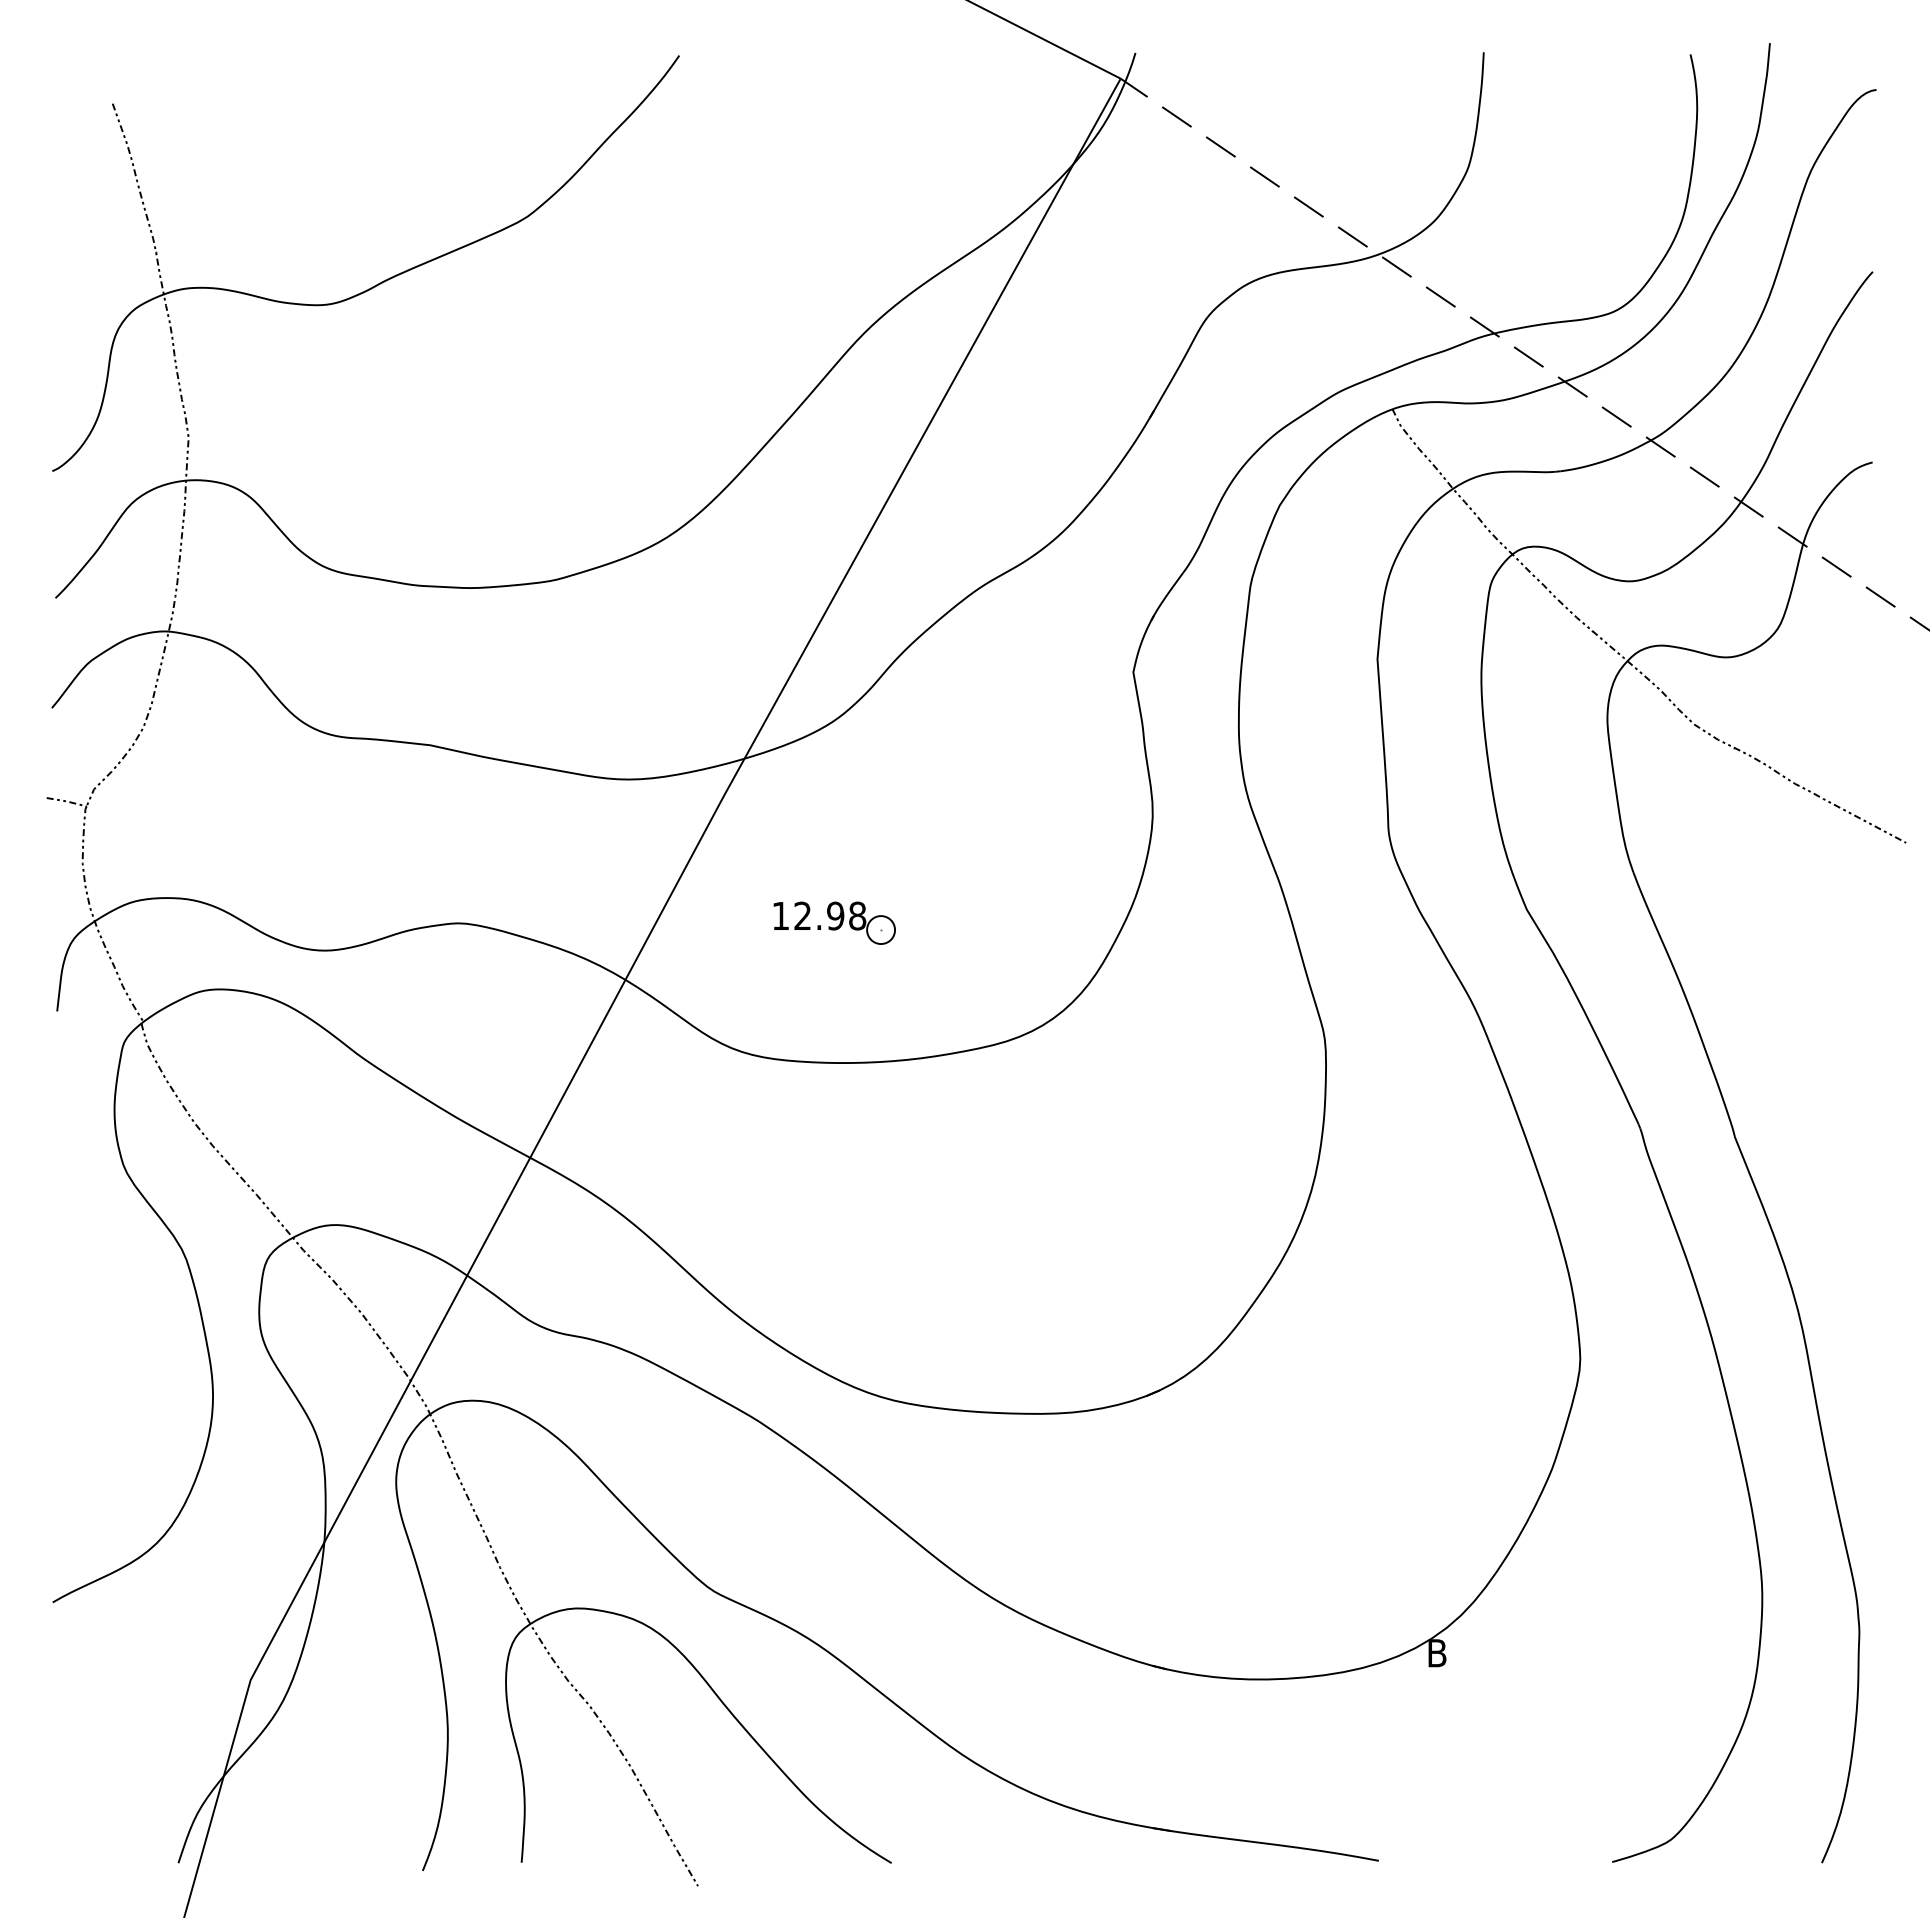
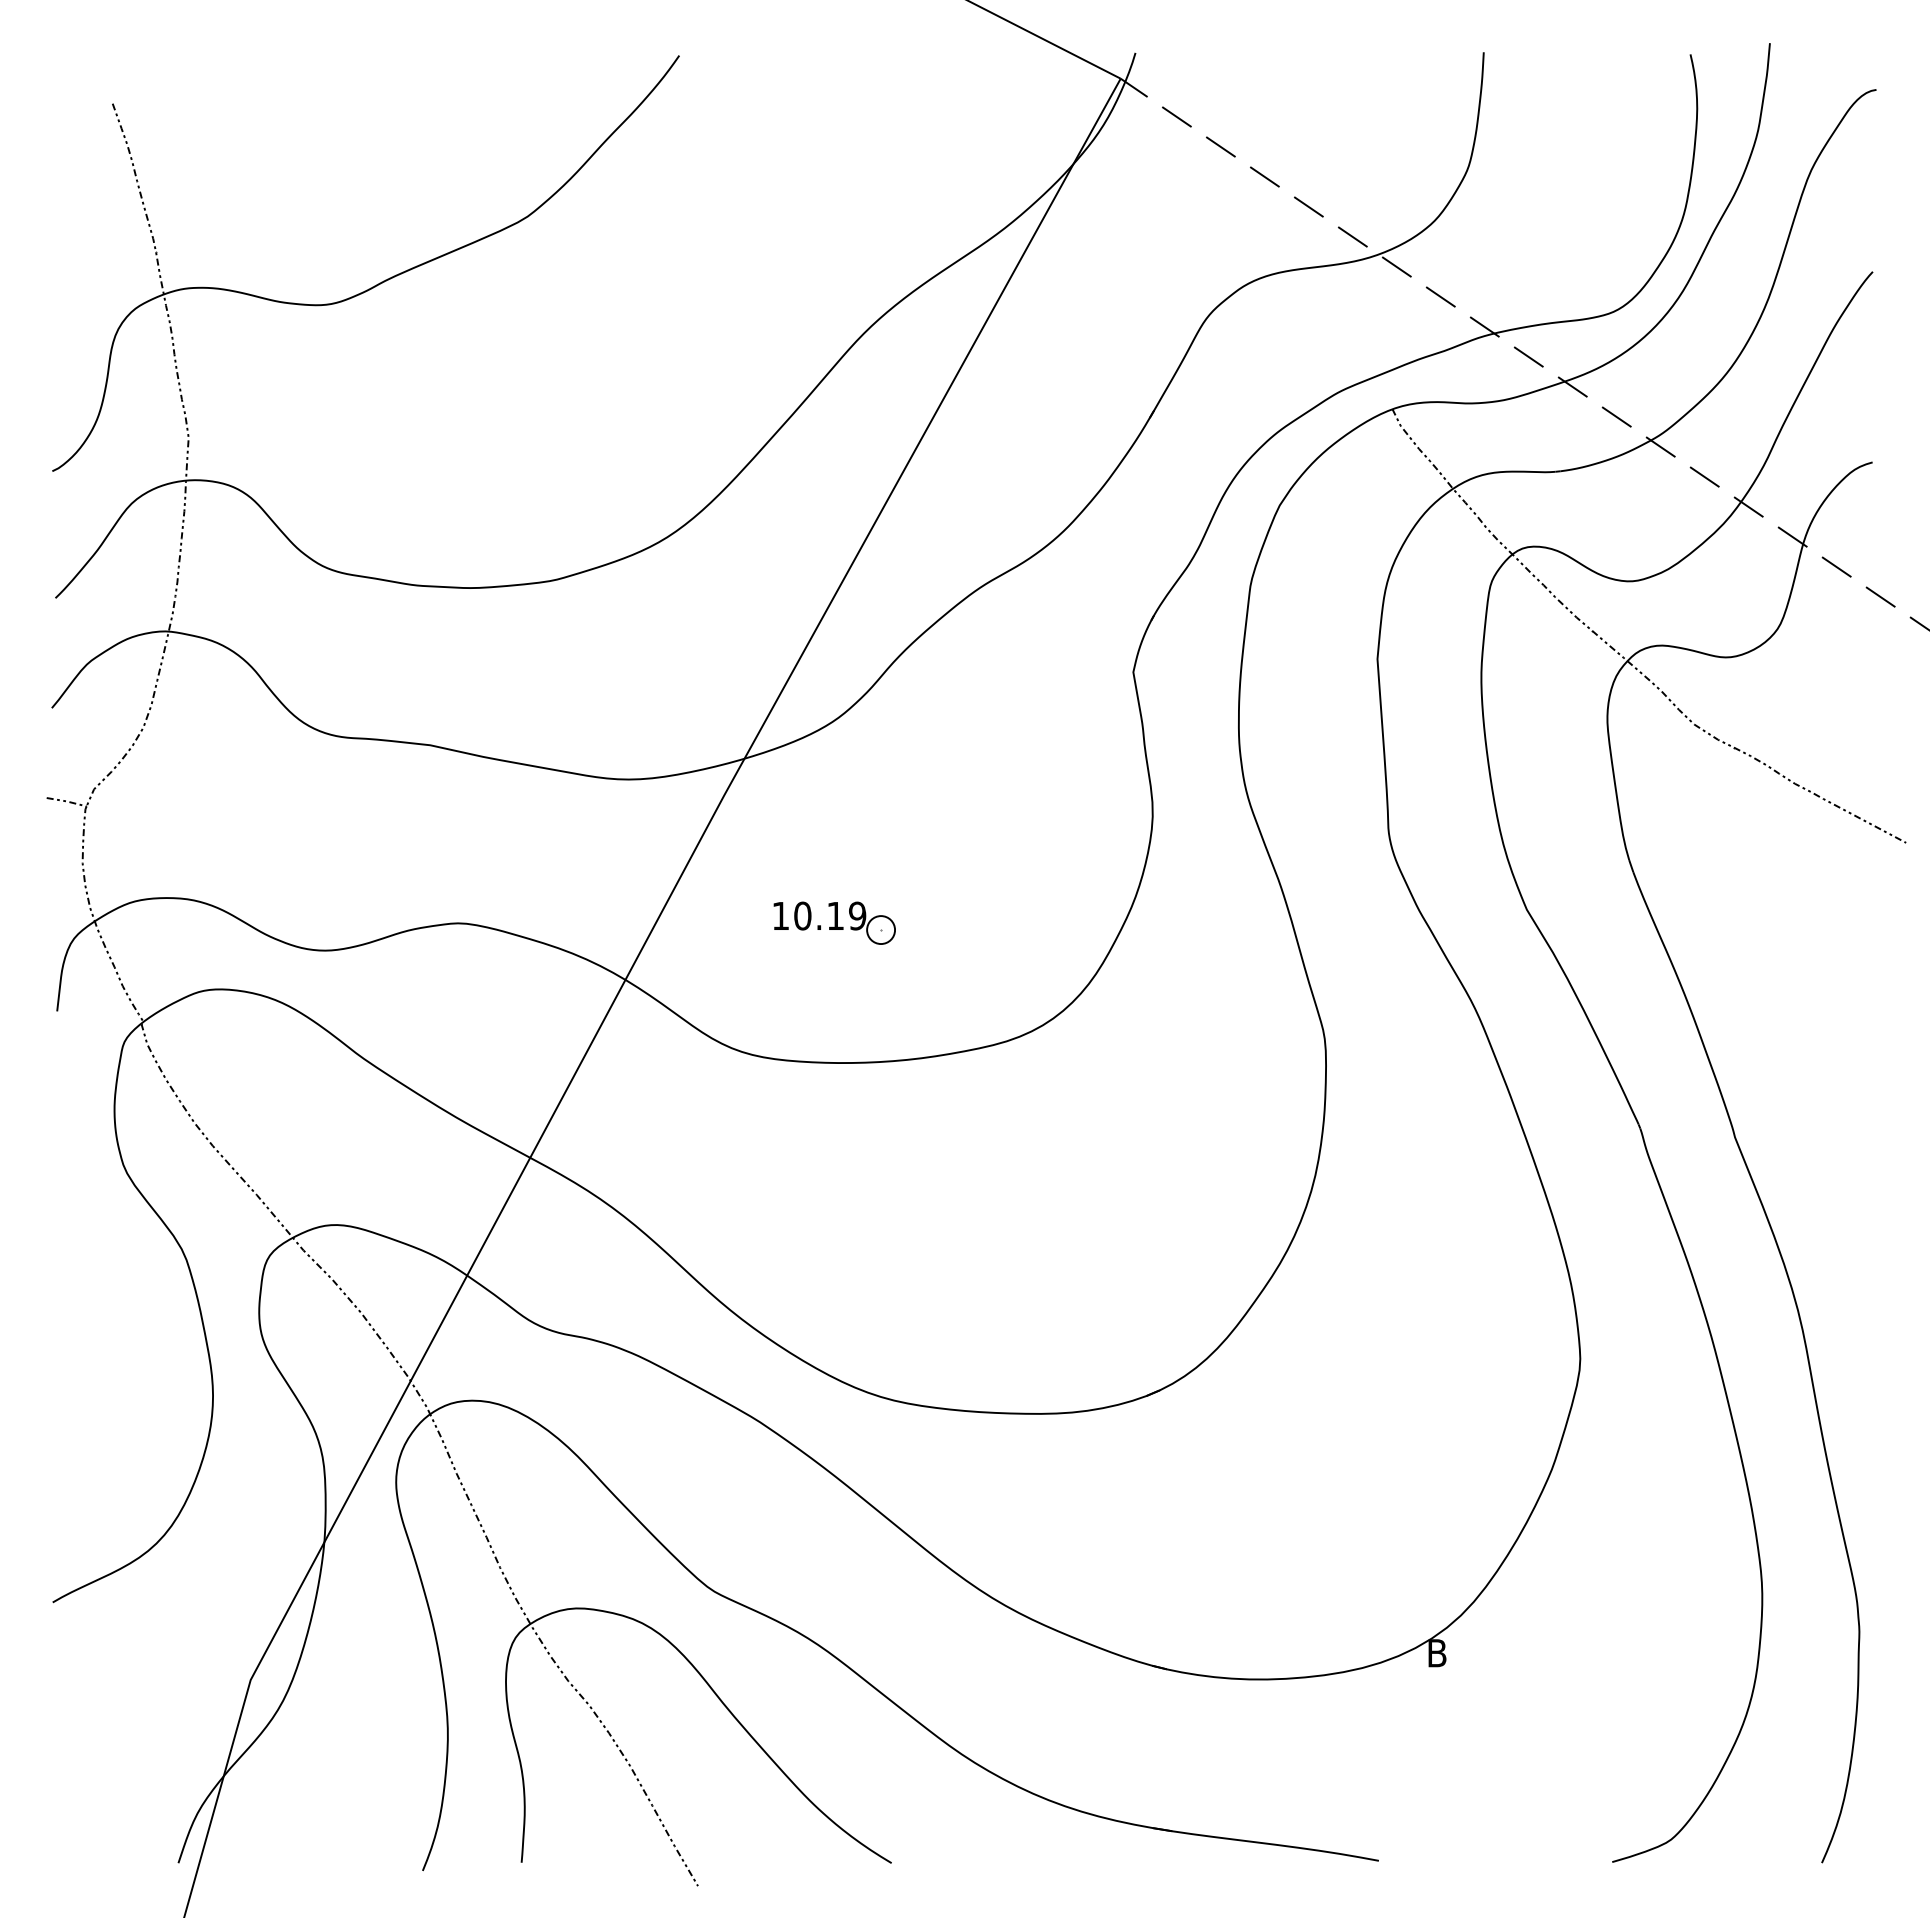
text: 12.98 -> 10.19 (830, 915)
